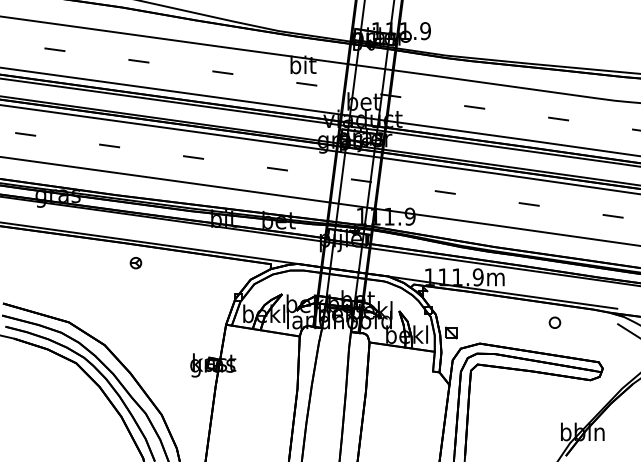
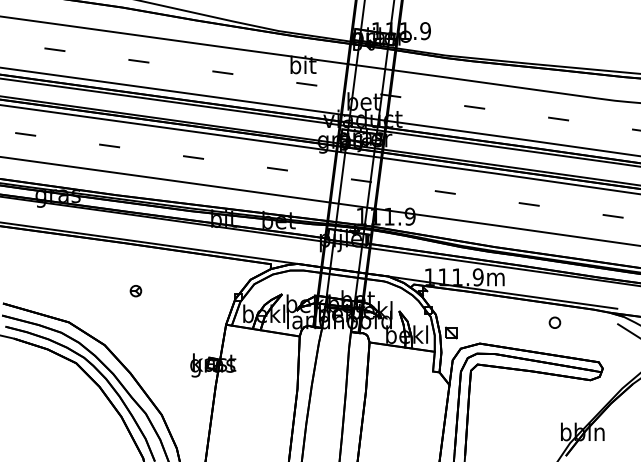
part position: (135, 263) -> (135, 291) (135, 291)
